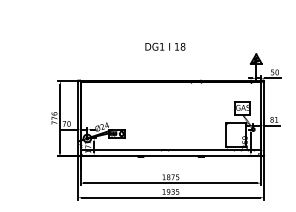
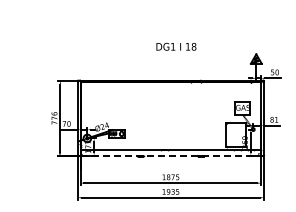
text position: (165, 46) -> (176, 46) (176, 46)
line: solid -> dashed (171, 155)
